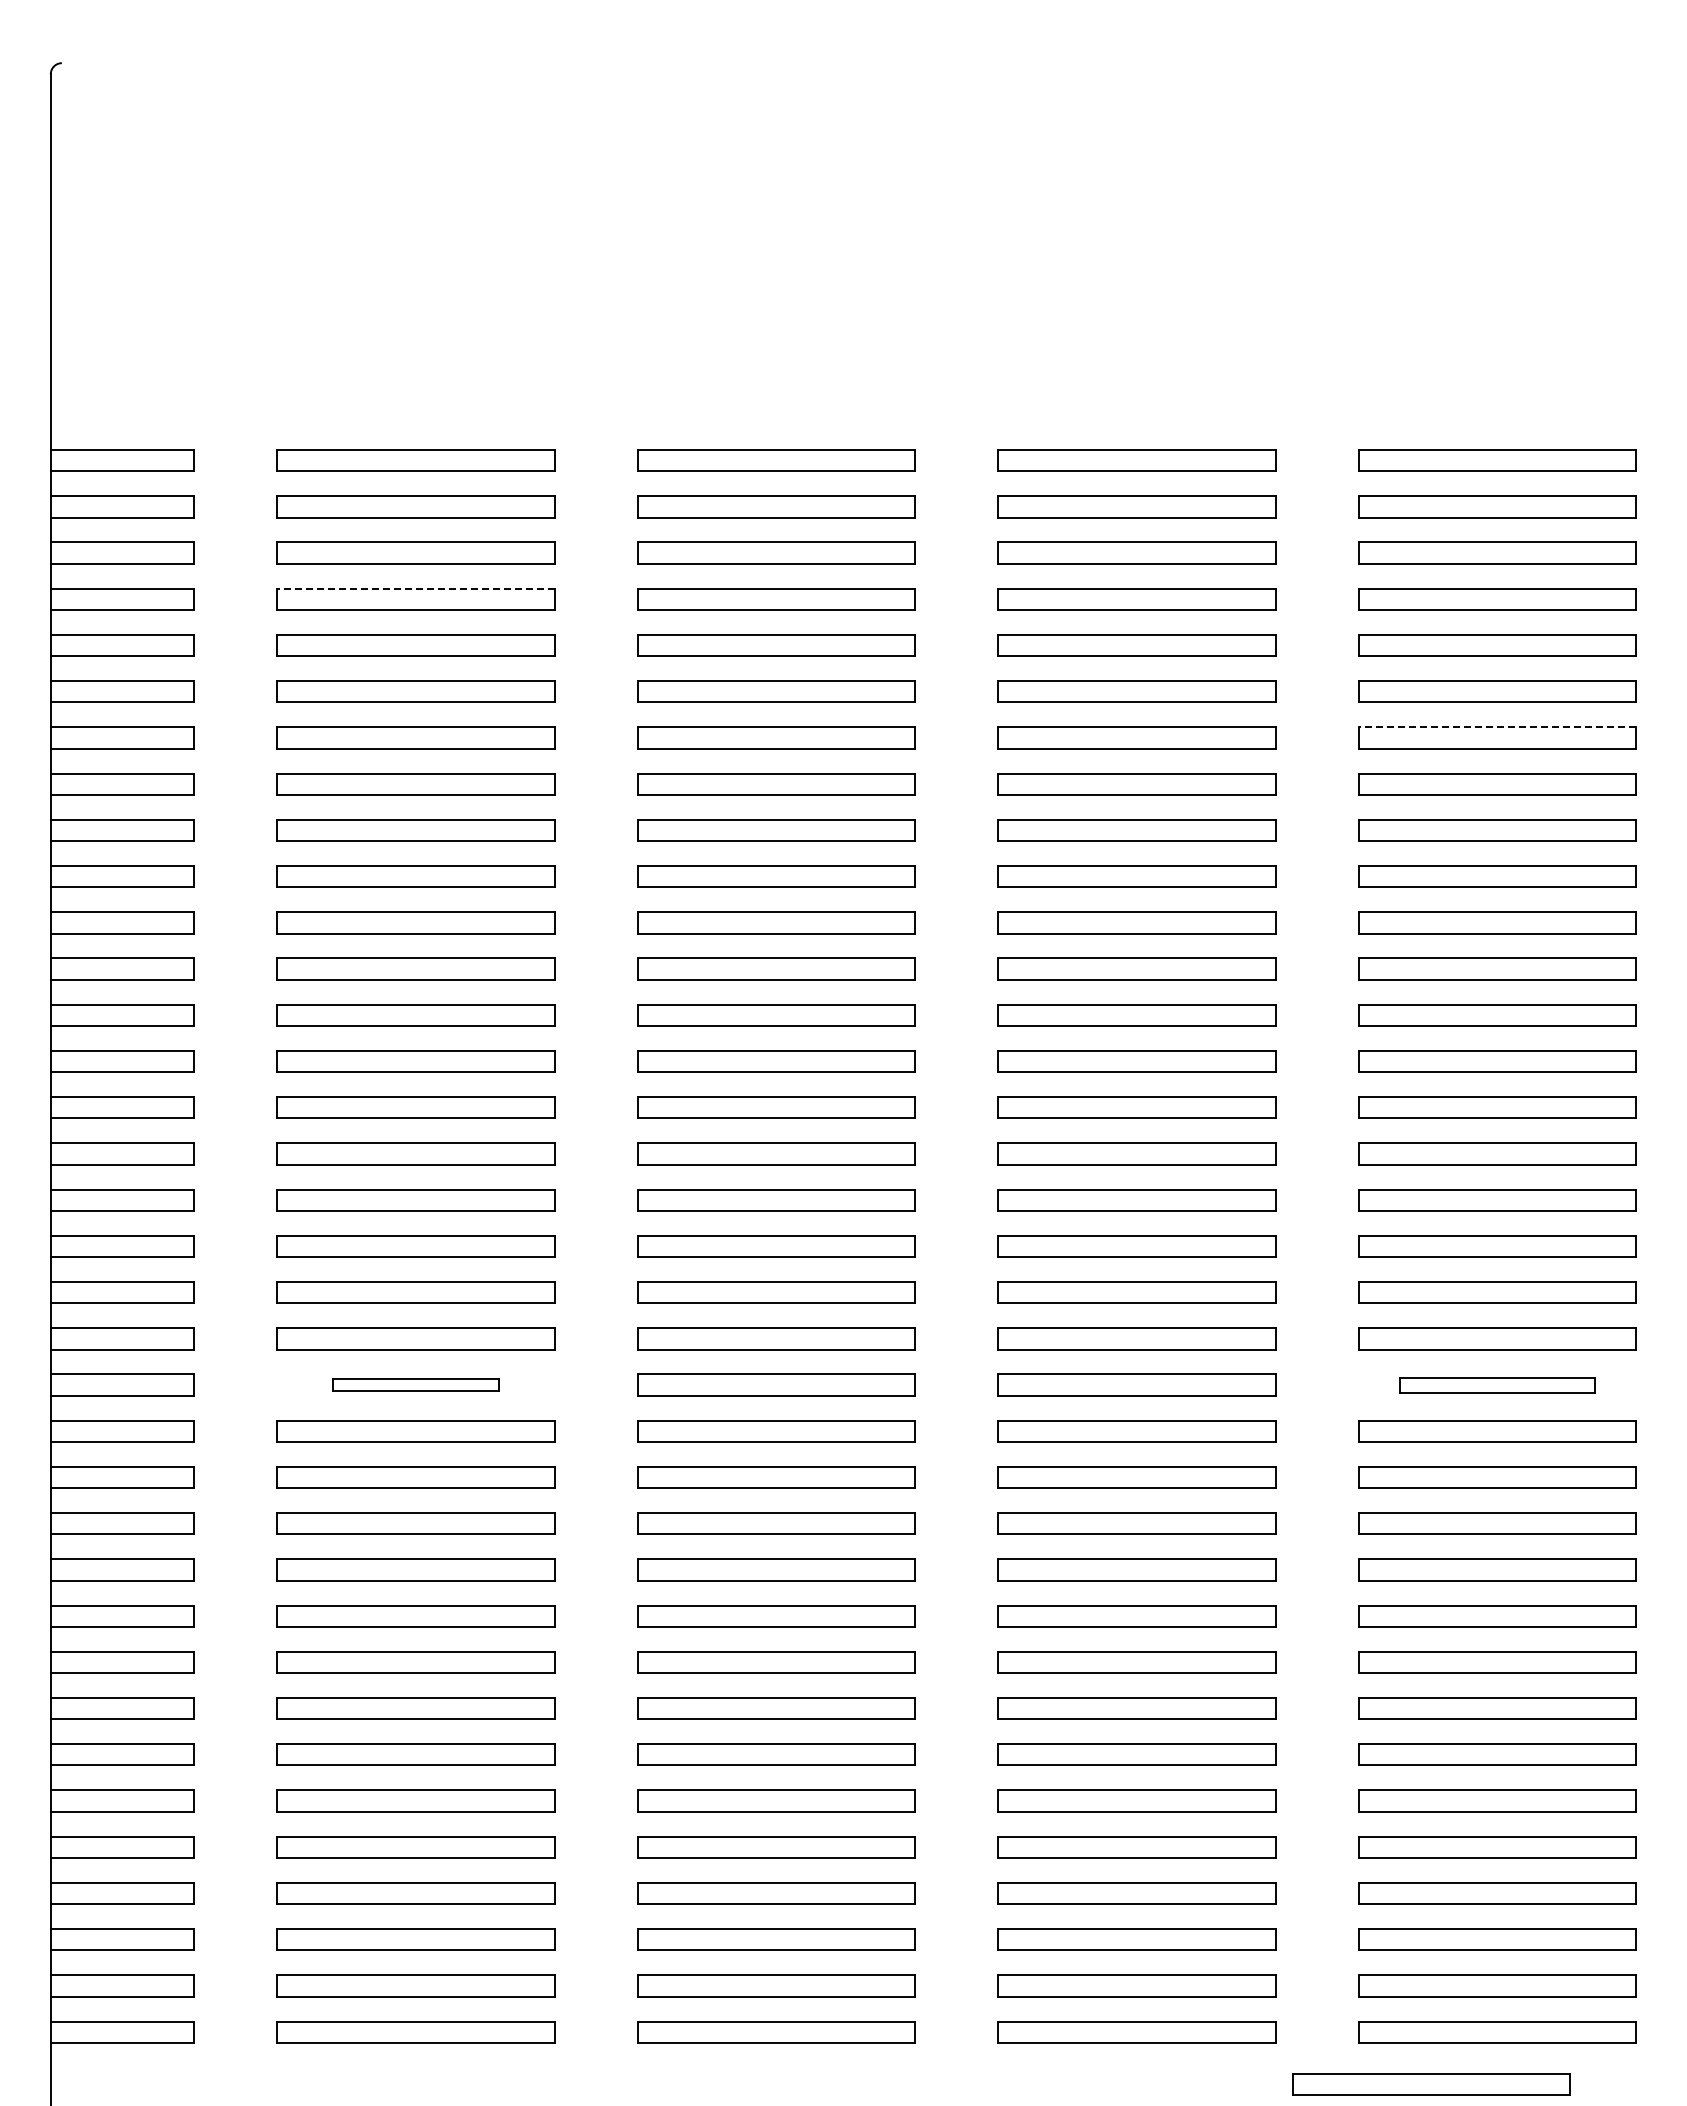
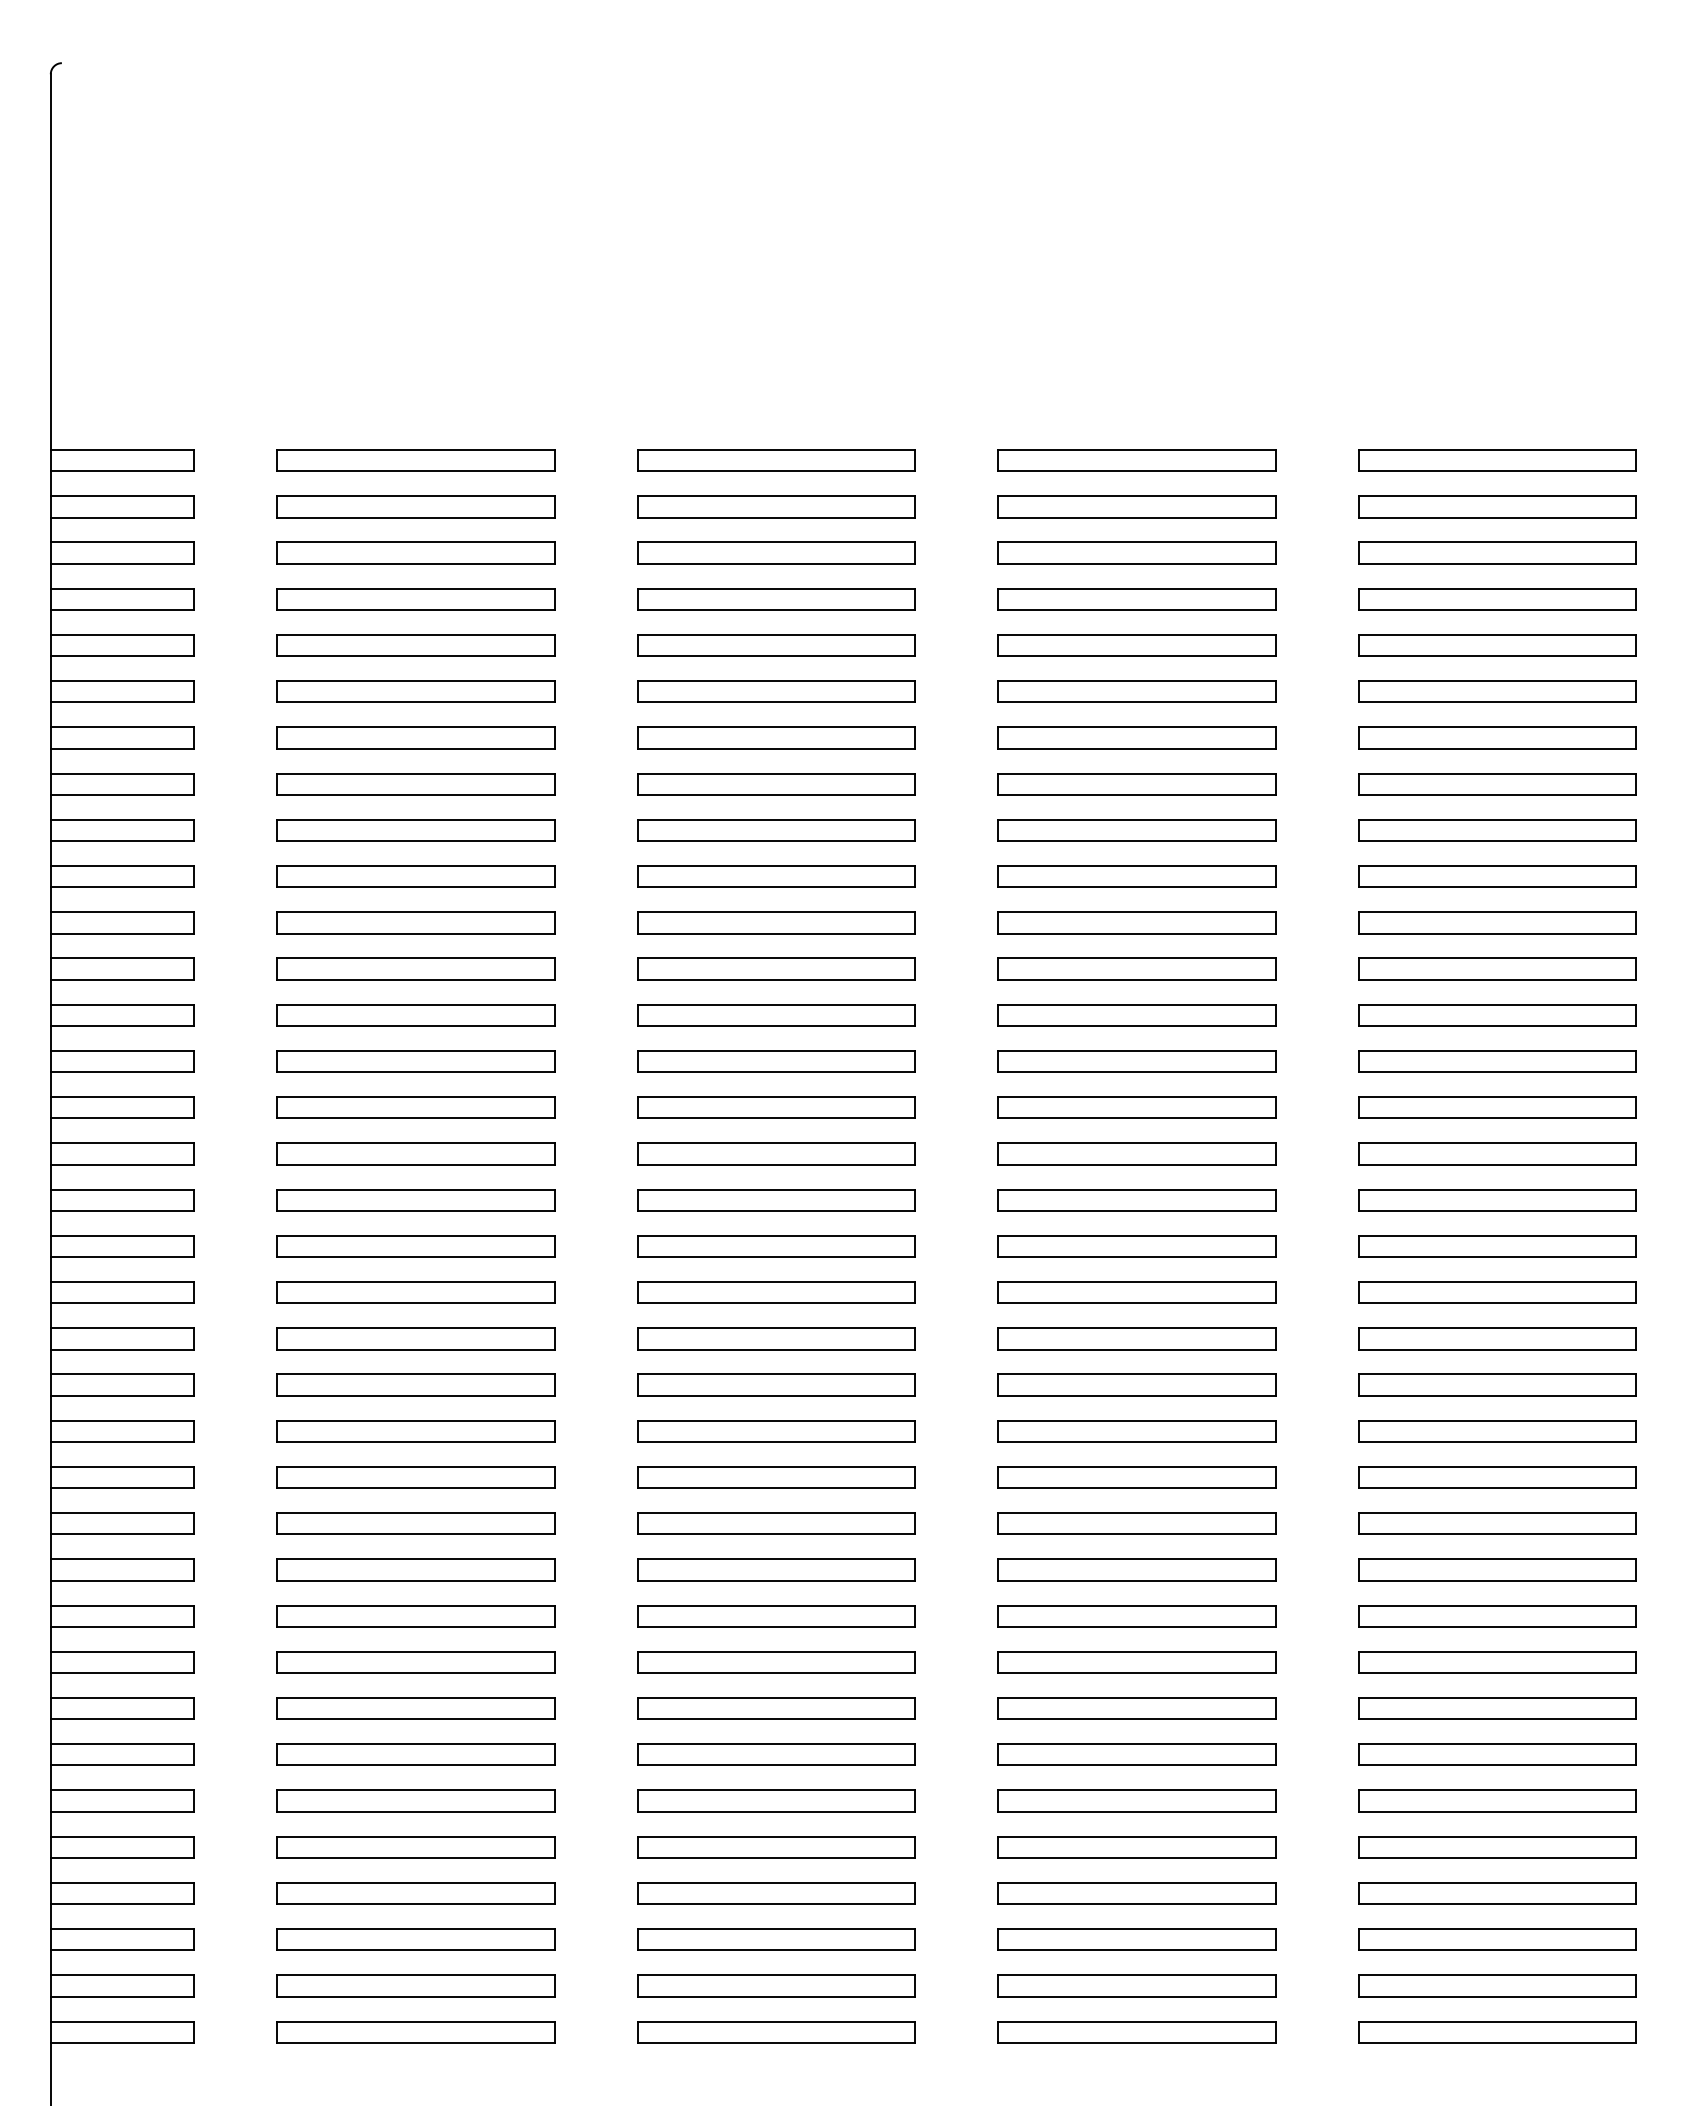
line: dashed -> solid (415, 588)
line: dashed -> solid (1497, 727)
part size: 168x14 px -> 280x24 px (415, 1384)
part size: 197x17 px -> 279x24 px (1497, 1384)
part: present -> none (1431, 2084)
